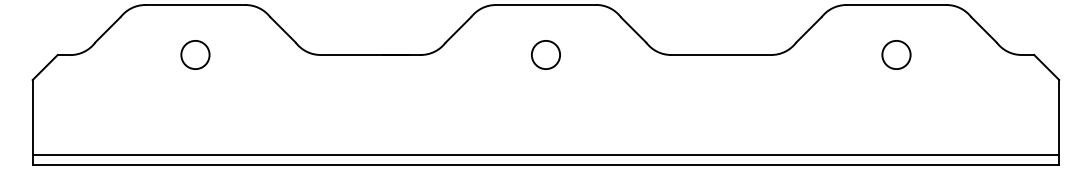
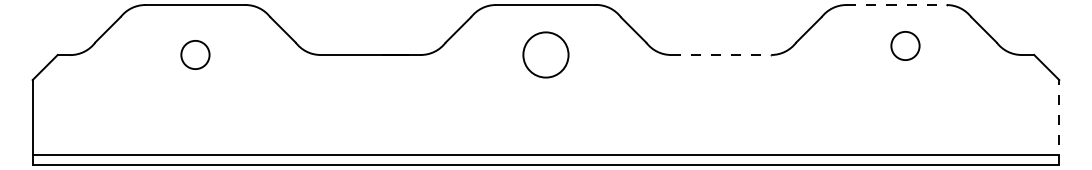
line: solid -> dashed (896, 4)
circle size: 30x30 px -> 48x48 px (545, 54)
circle position: (896, 54) -> (905, 45) (905, 45)
line: solid -> dashed (721, 55)
line: solid -> dashed (1059, 122)
